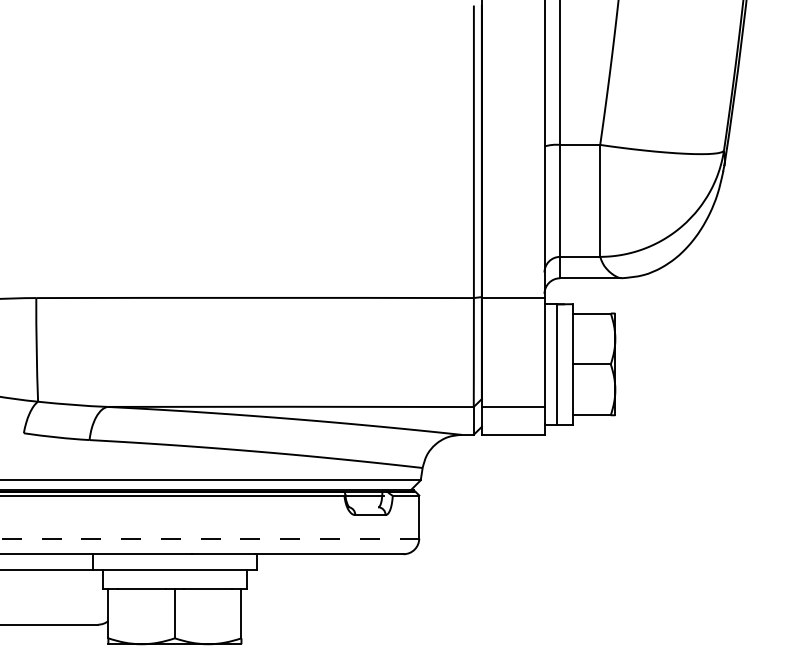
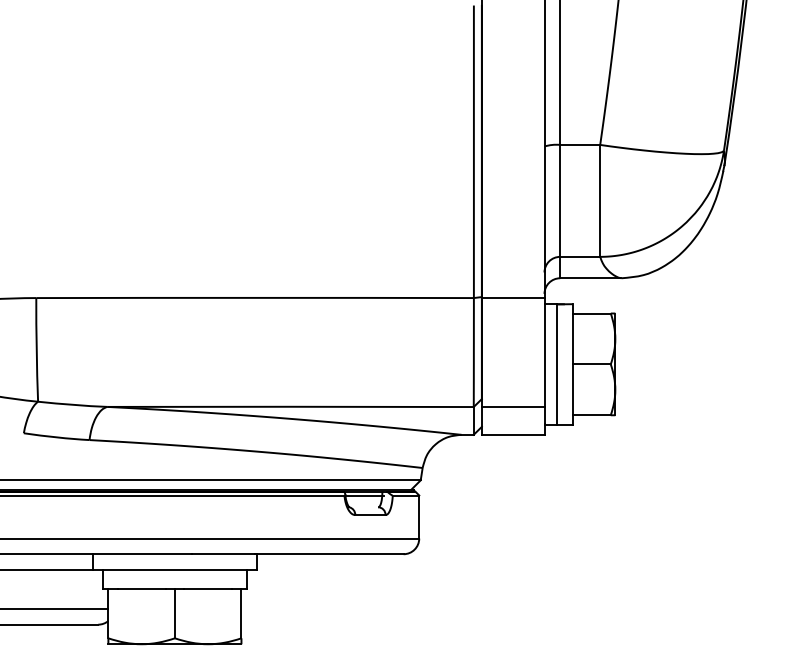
line: dashed -> solid (210, 538)
line: none -> present (55, 609)
